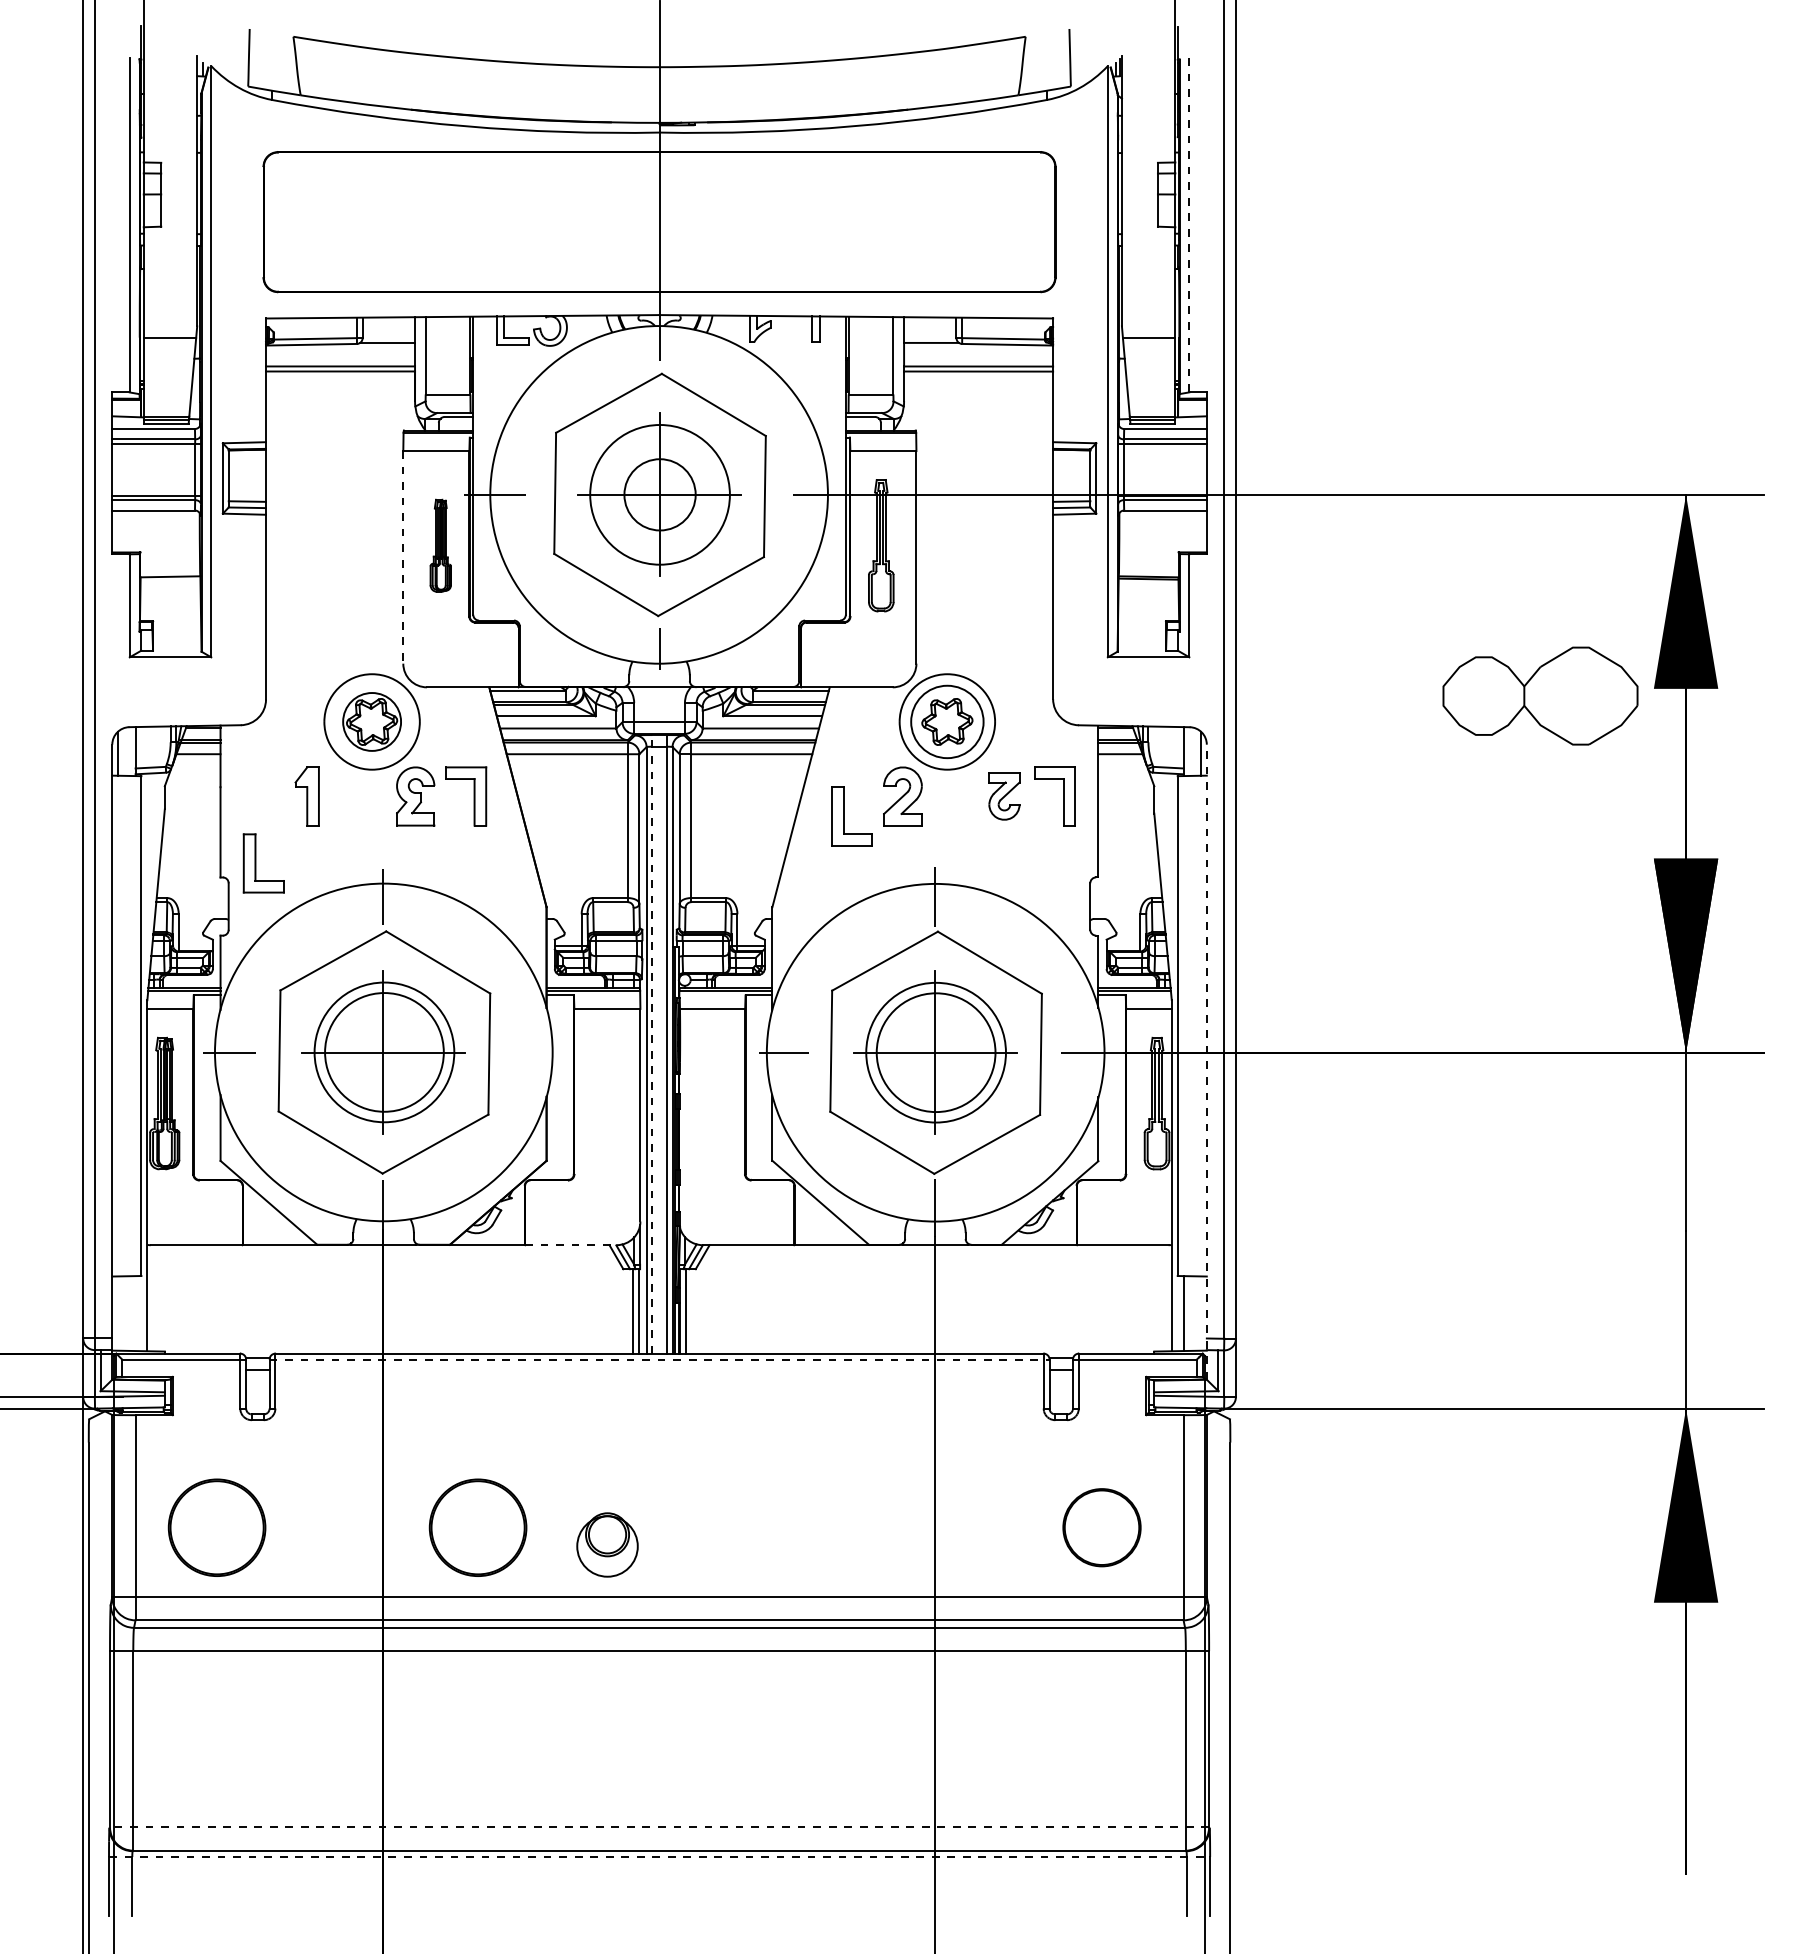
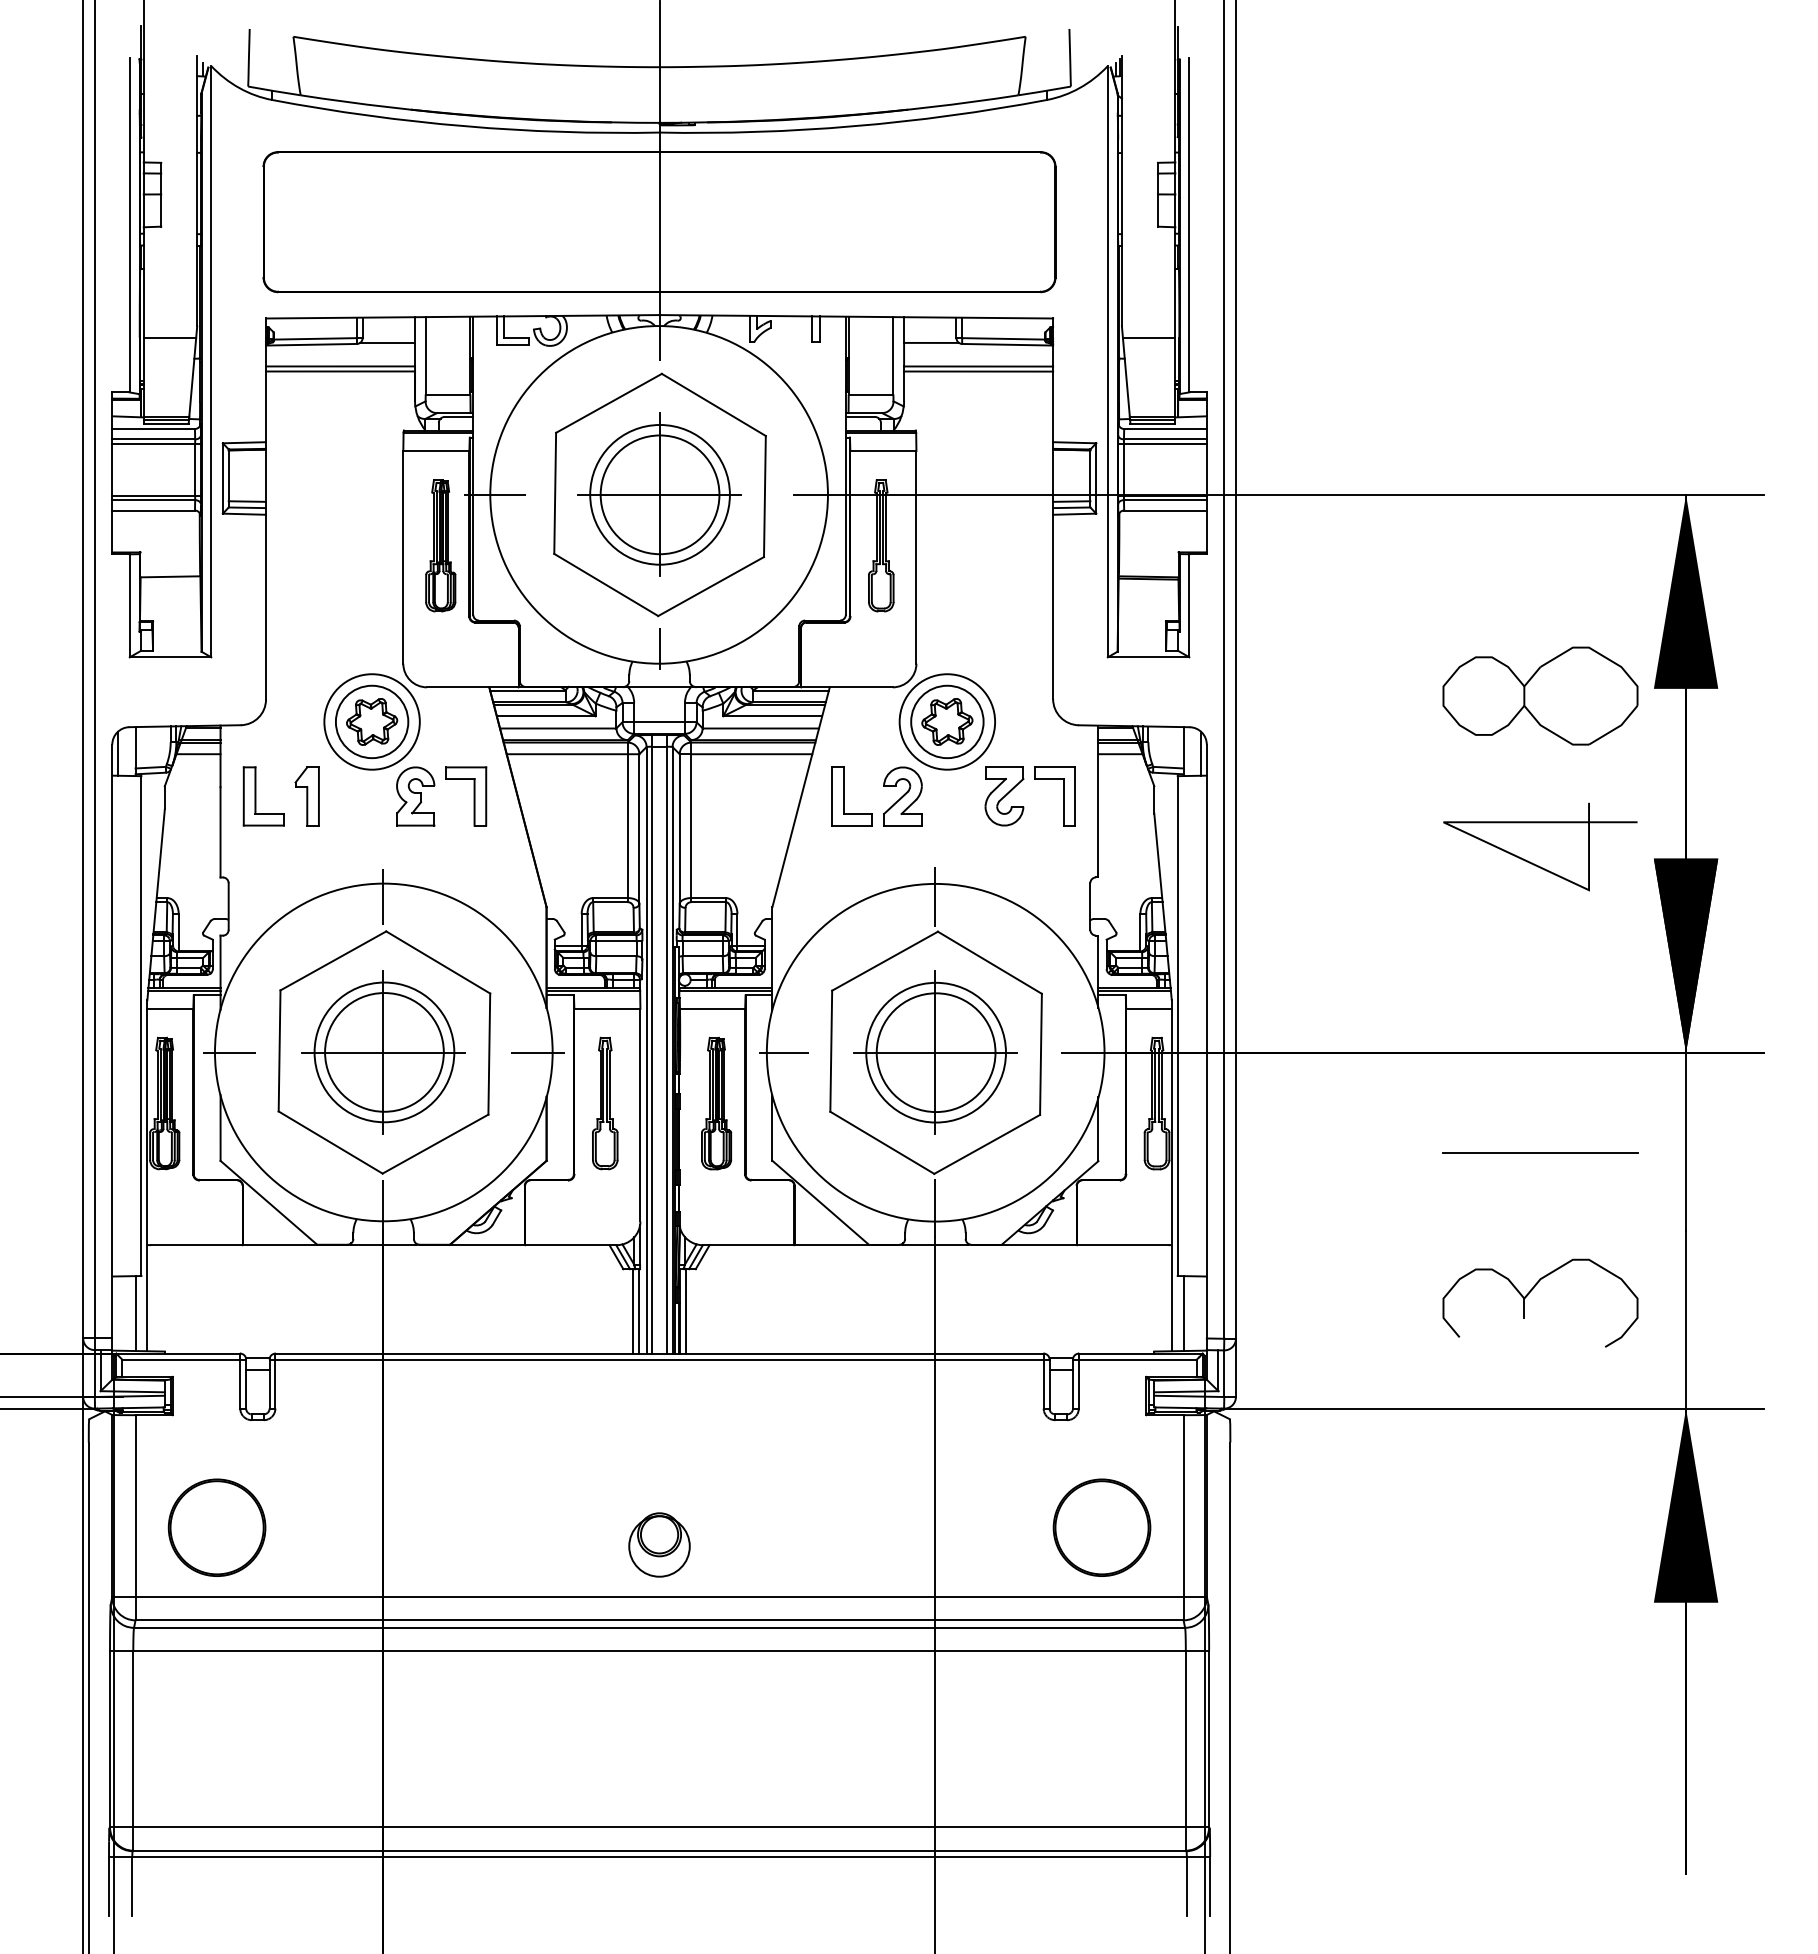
line: dashed -> solid (1189, 225)
circle diameter: 71 px -> 119 px (659, 494)
part size: 23x95 px -> 32x134 px (440, 545)
line: dashed -> solid (403, 557)
circle diameter: 58 px -> 72 px (371, 721)
part size: 33x49 px -> 41x61 px (1004, 796)
part position: (844, 816) -> (844, 796) (844, 796)
line: none -> present (1532, 862)
part position: (256, 863) -> (256, 796) (256, 796)
line: dashed -> solid (652, 1043)
line: none -> present (537, 1052)
line: dashed -> solid (1206, 1062)
part: none -> present (605, 1103)
part: none -> present (716, 1103)
line: none -> present (1540, 1153)
line: dashed -> solid (570, 1245)
part: none -> present (1528, 1295)
line: none -> present (135, 1313)
line: dashed -> solid (659, 1359)
part: present -> none (477, 1527)
part size: 80x80 px -> 100x99 px (1101, 1527)
part position: (607, 1544) -> (659, 1544) (659, 1544)
line: dashed -> solid (659, 1827)
line: dashed -> solid (659, 1857)
